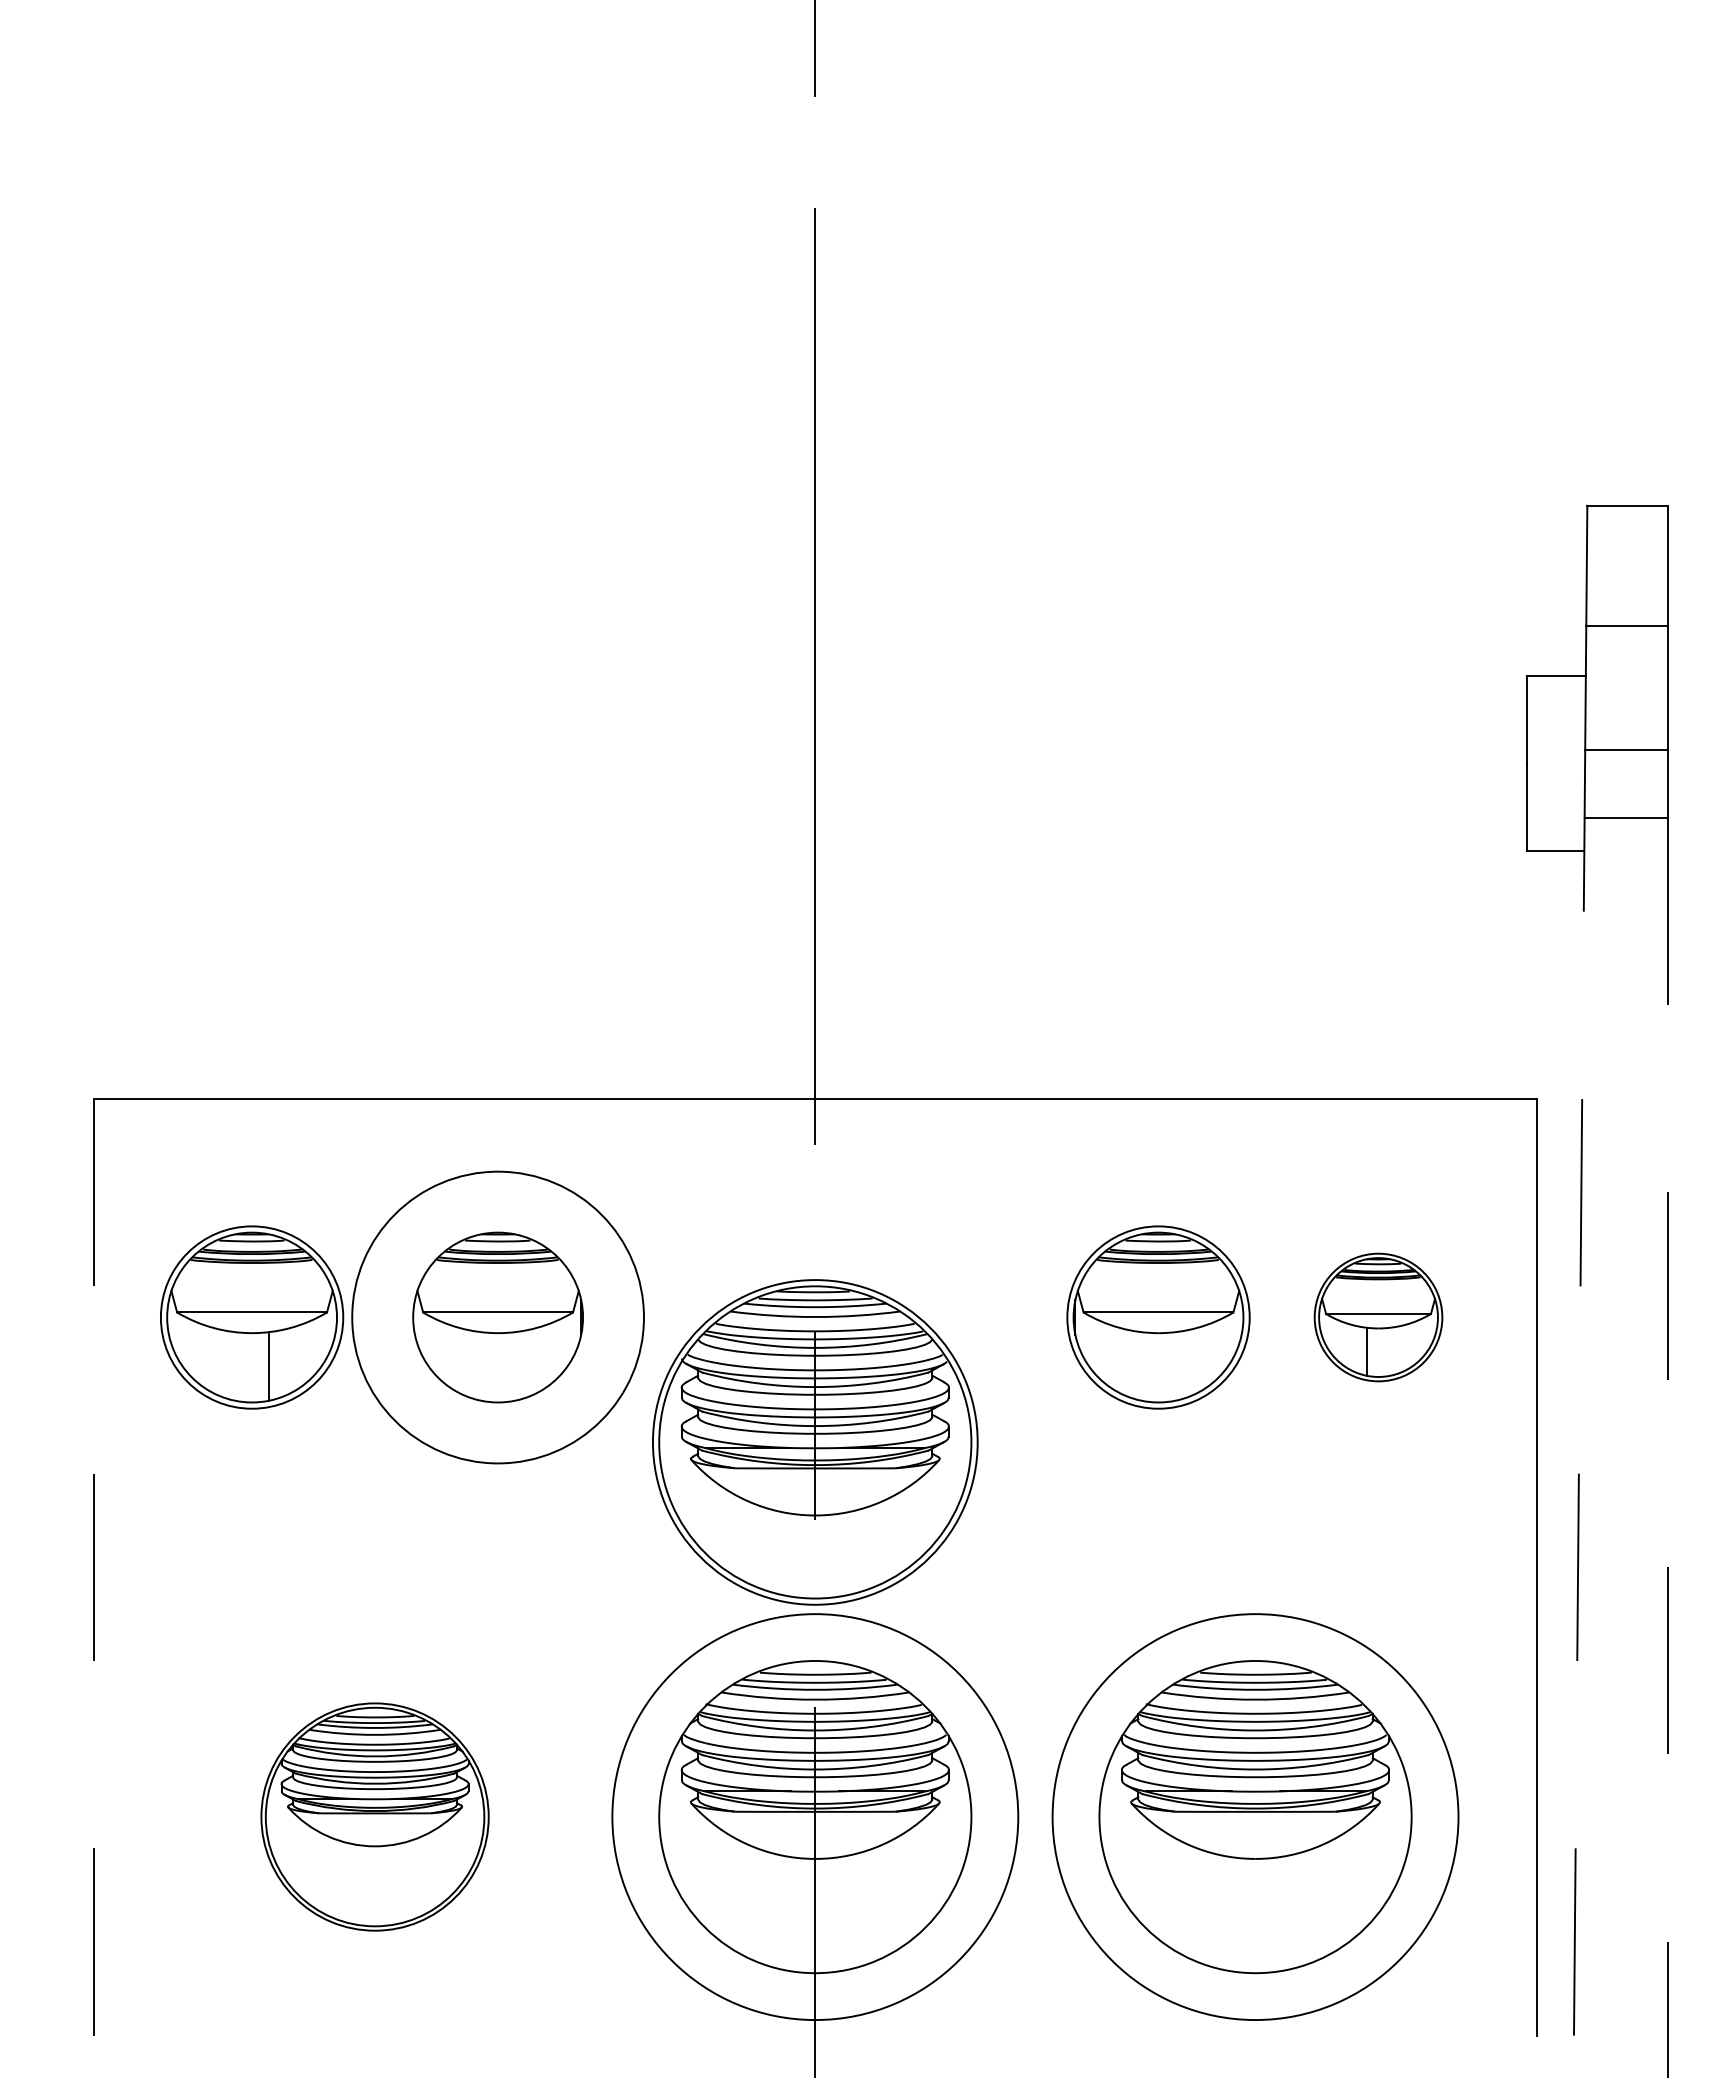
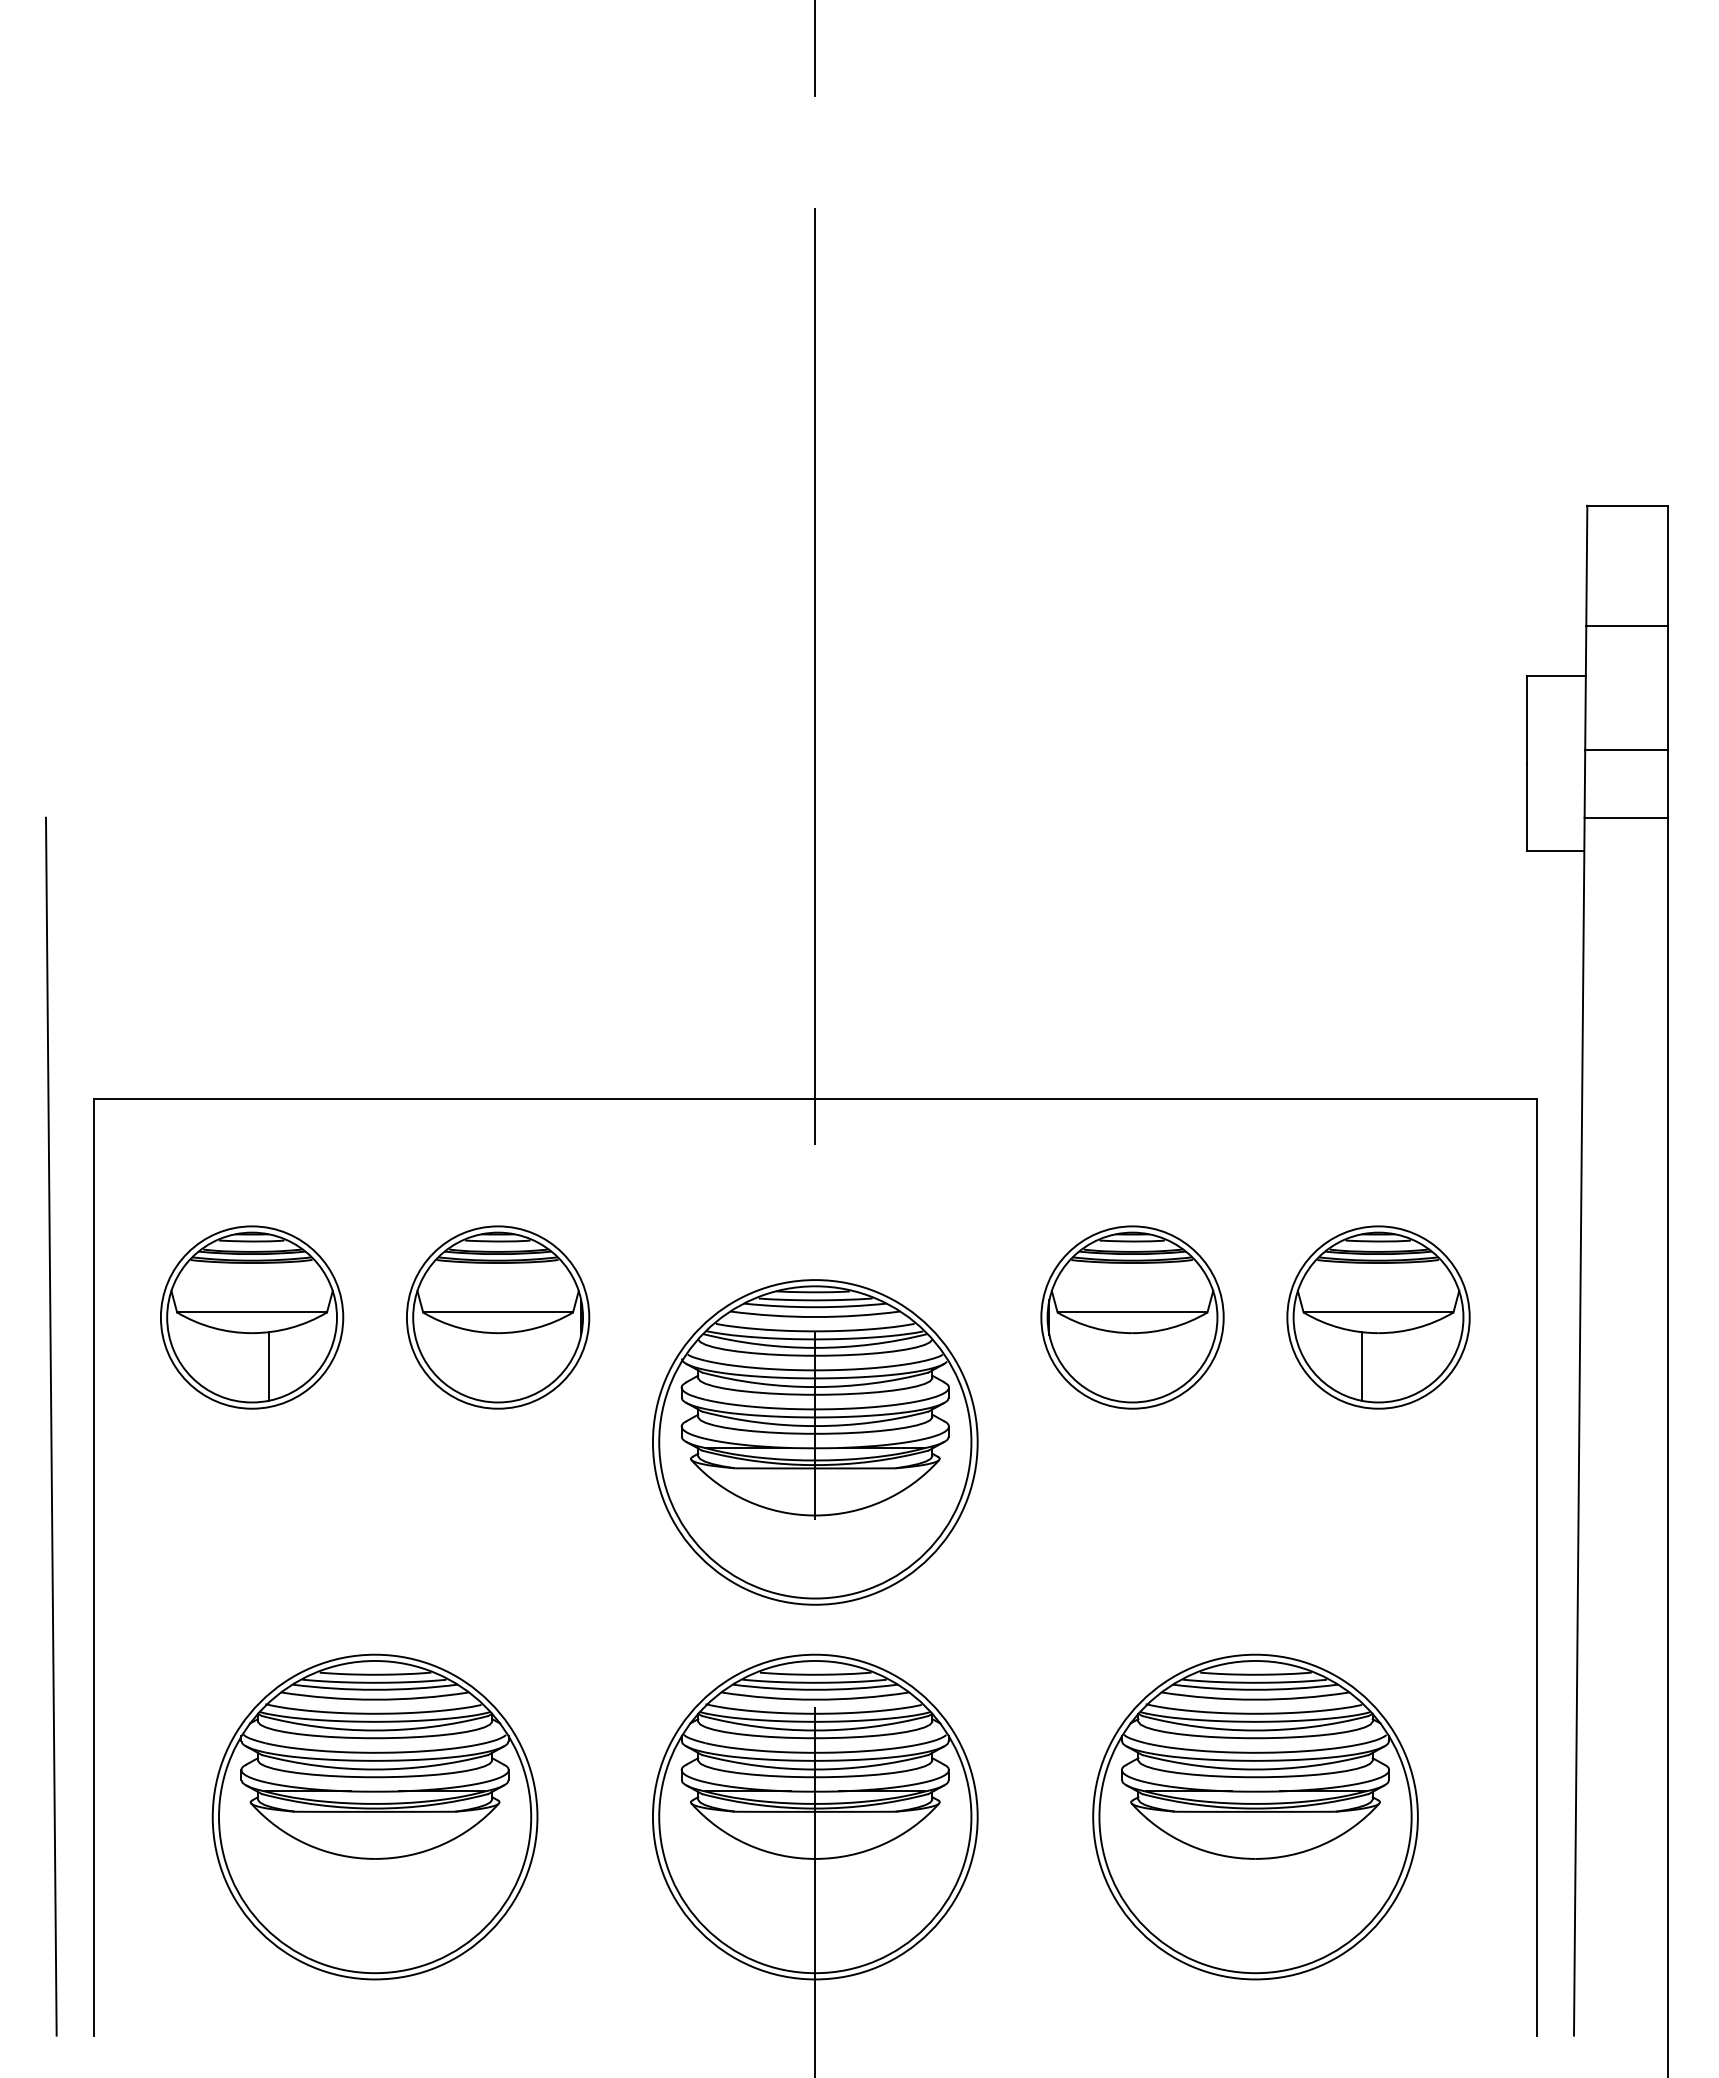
circle diameter: 292 px -> 182 px (497, 1317)
part position: (1158, 1317) -> (1132, 1317) (1132, 1317)
part size: 131x131 px -> 185x185 px (1378, 1317)
line: none -> present (51, 1426)
line: dashed -> solid (1579, 1426)
line: dashed -> solid (1667, 1447)
line: dashed -> solid (94, 1567)
part size: 230x230 px -> 328x328 px (374, 1816)
circle diameter: 406 px -> 325 px (814, 1816)
circle diameter: 406 px -> 325 px (1255, 1816)
